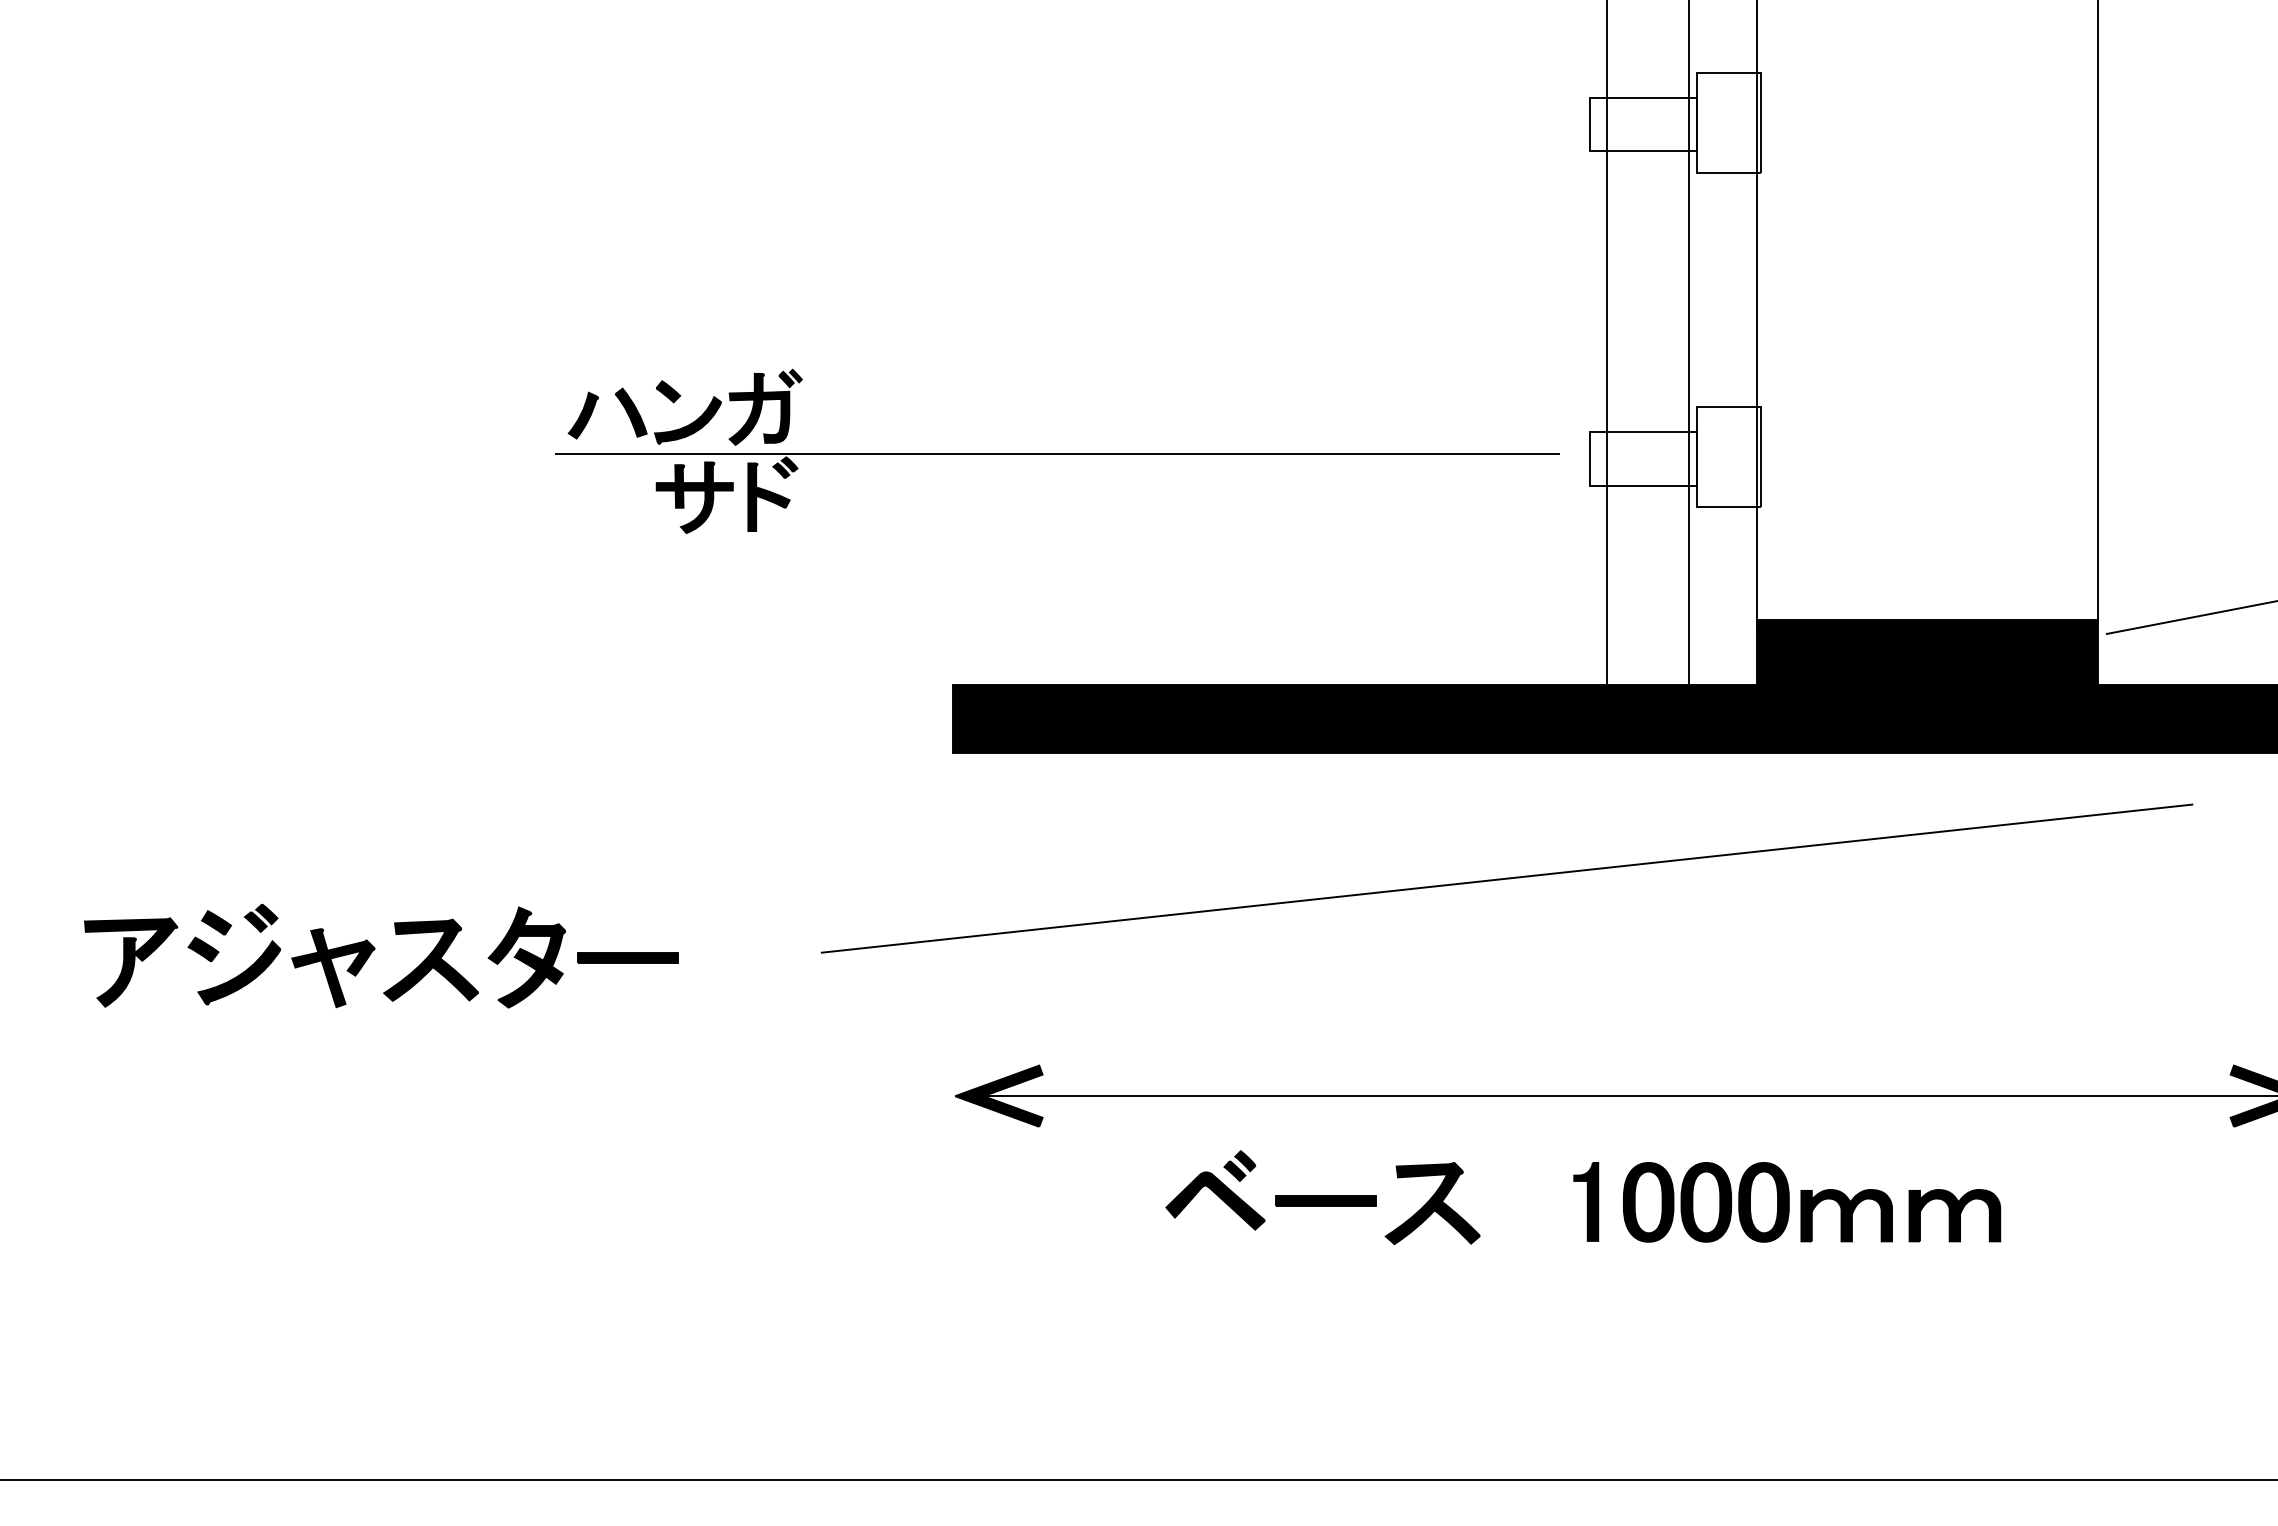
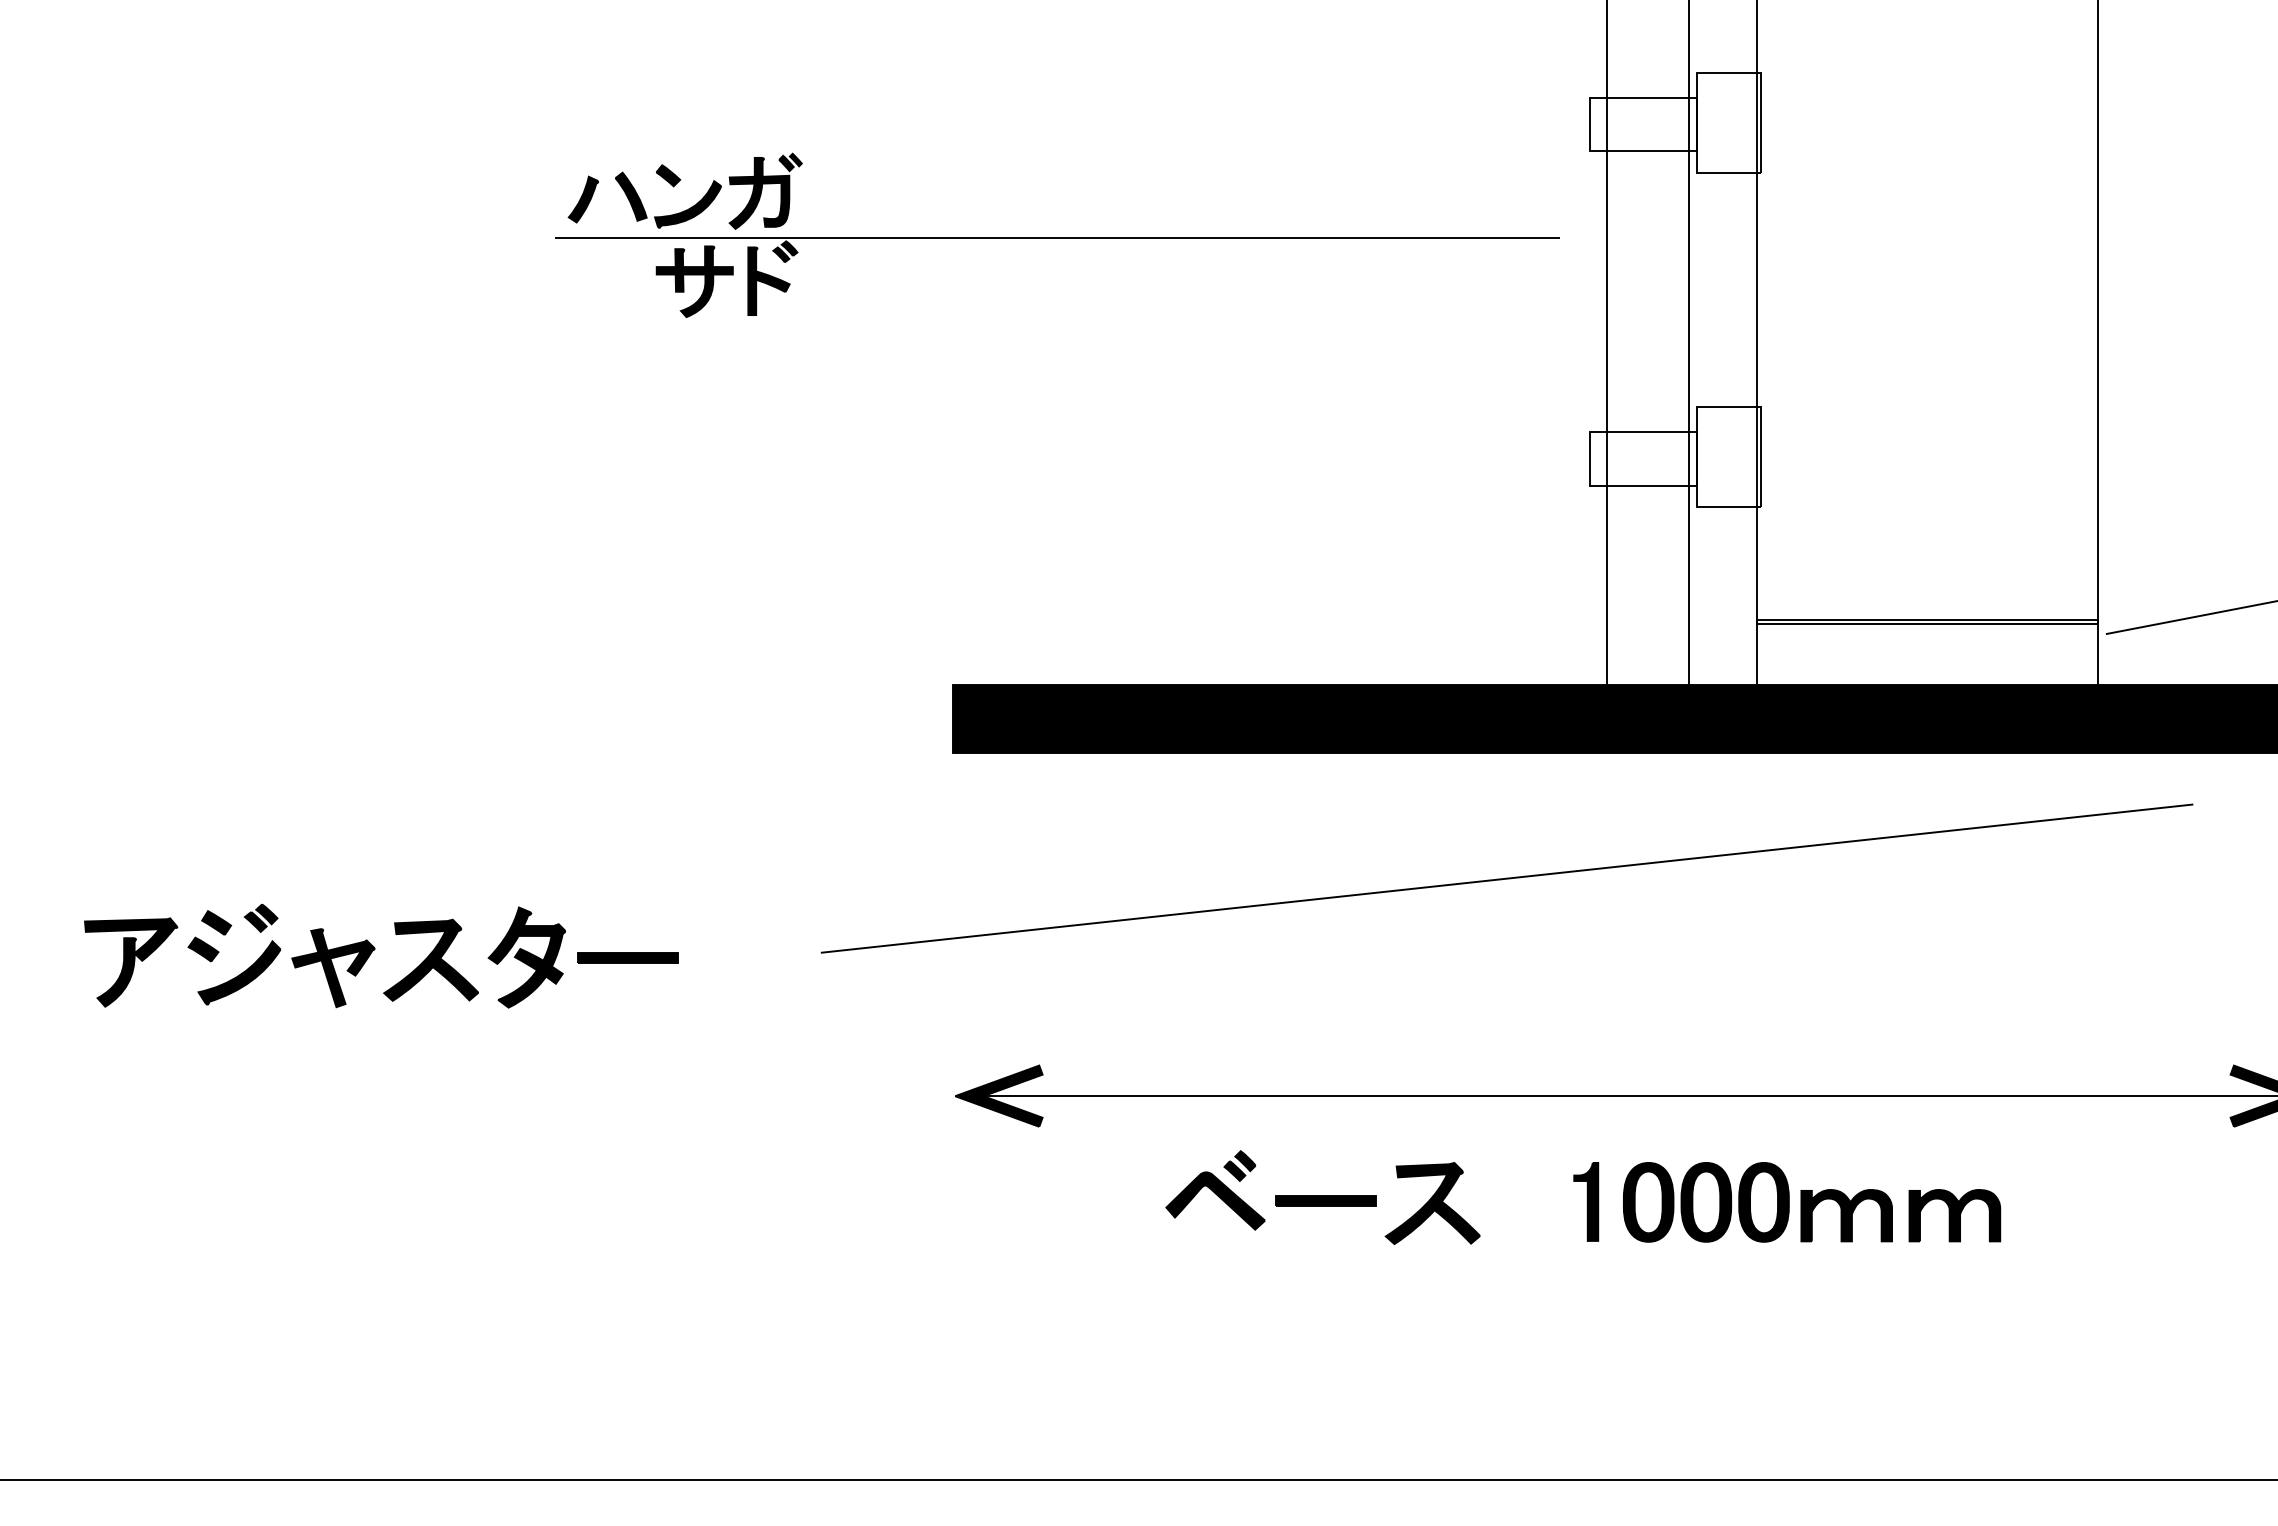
part position: (1057, 450) -> (1057, 234) (1057, 234)
fill: present -> none (1927, 654)
